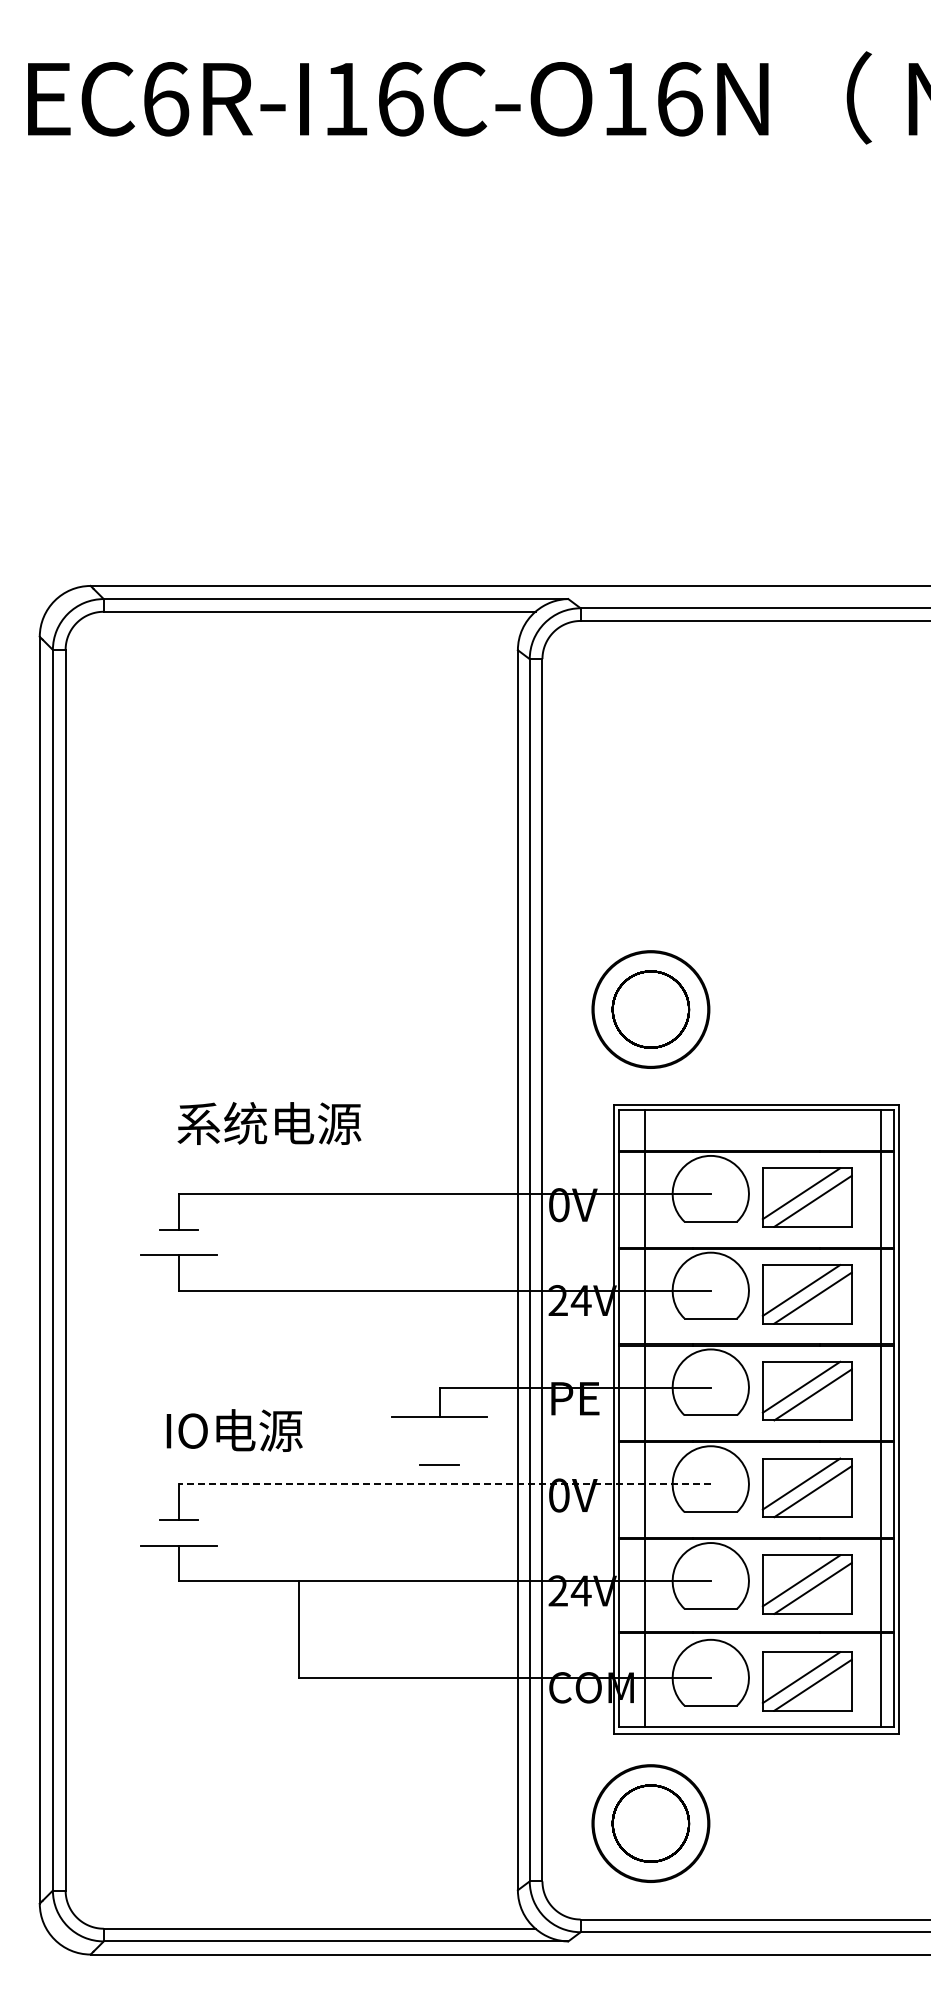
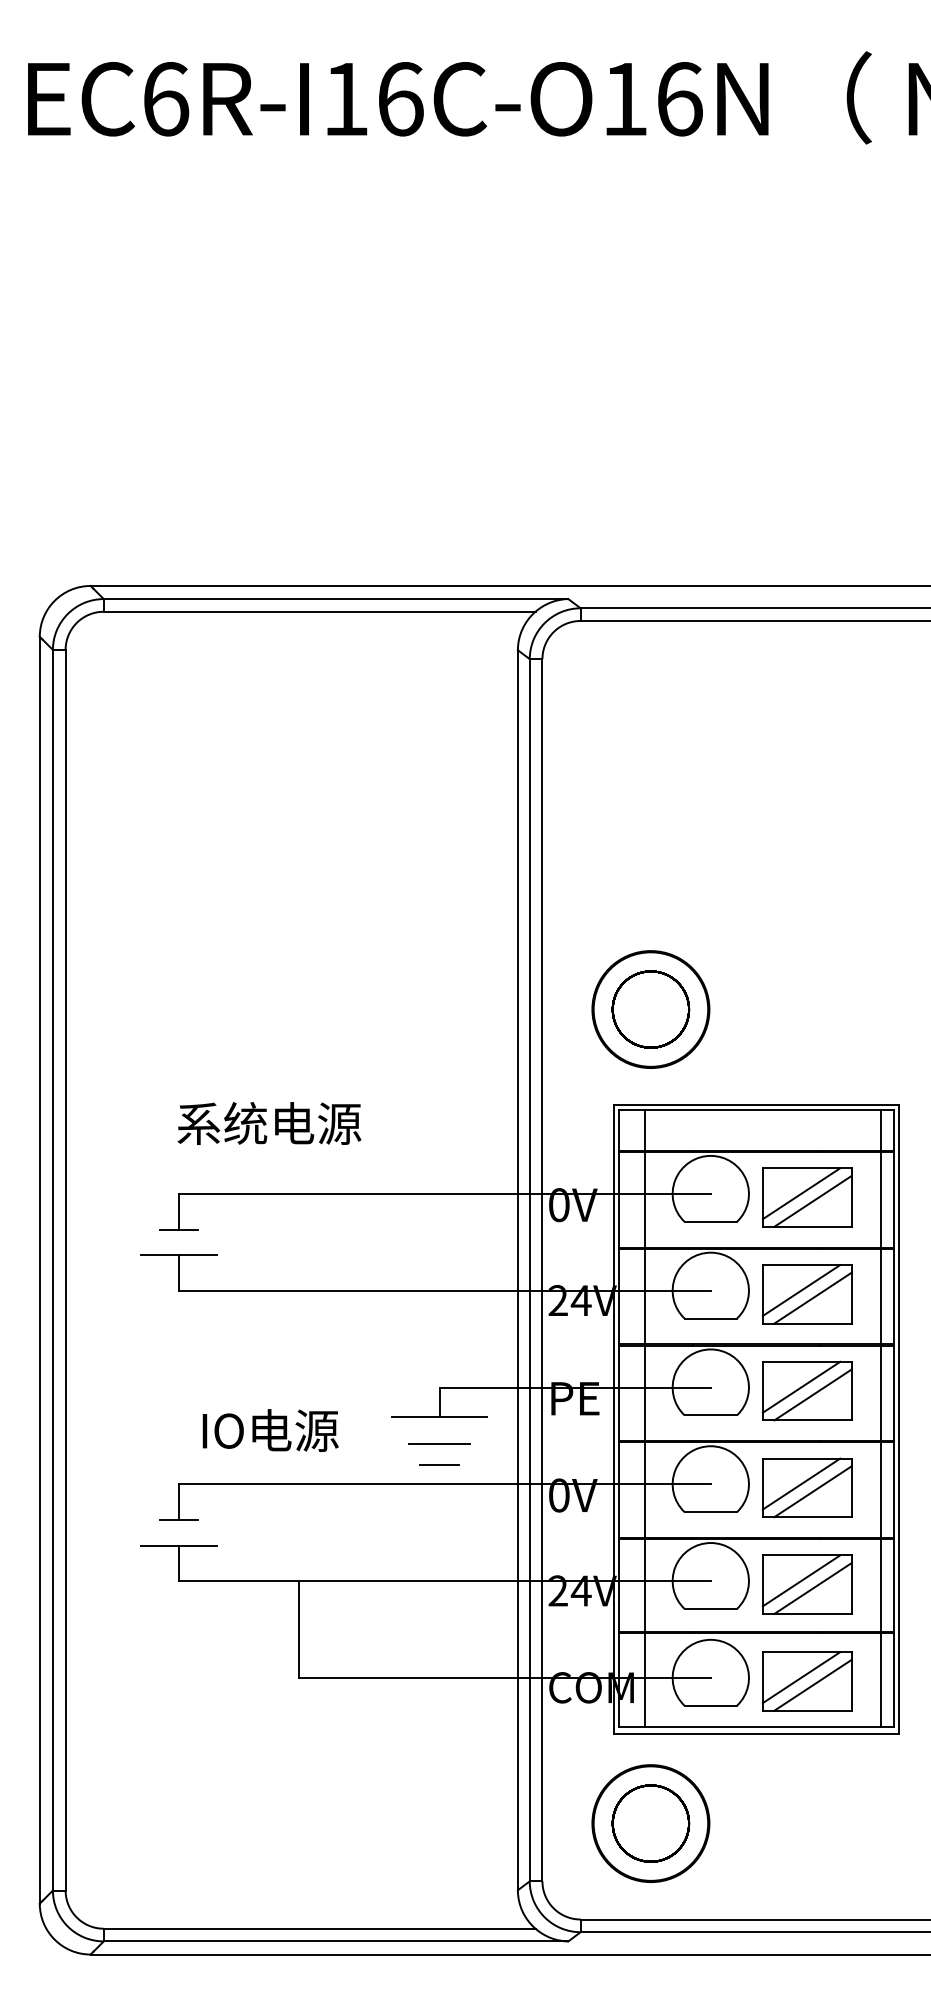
text position: (234, 1430) -> (270, 1430) (270, 1430)
line: none -> present (439, 1443)
line: dashed -> solid (444, 1484)
